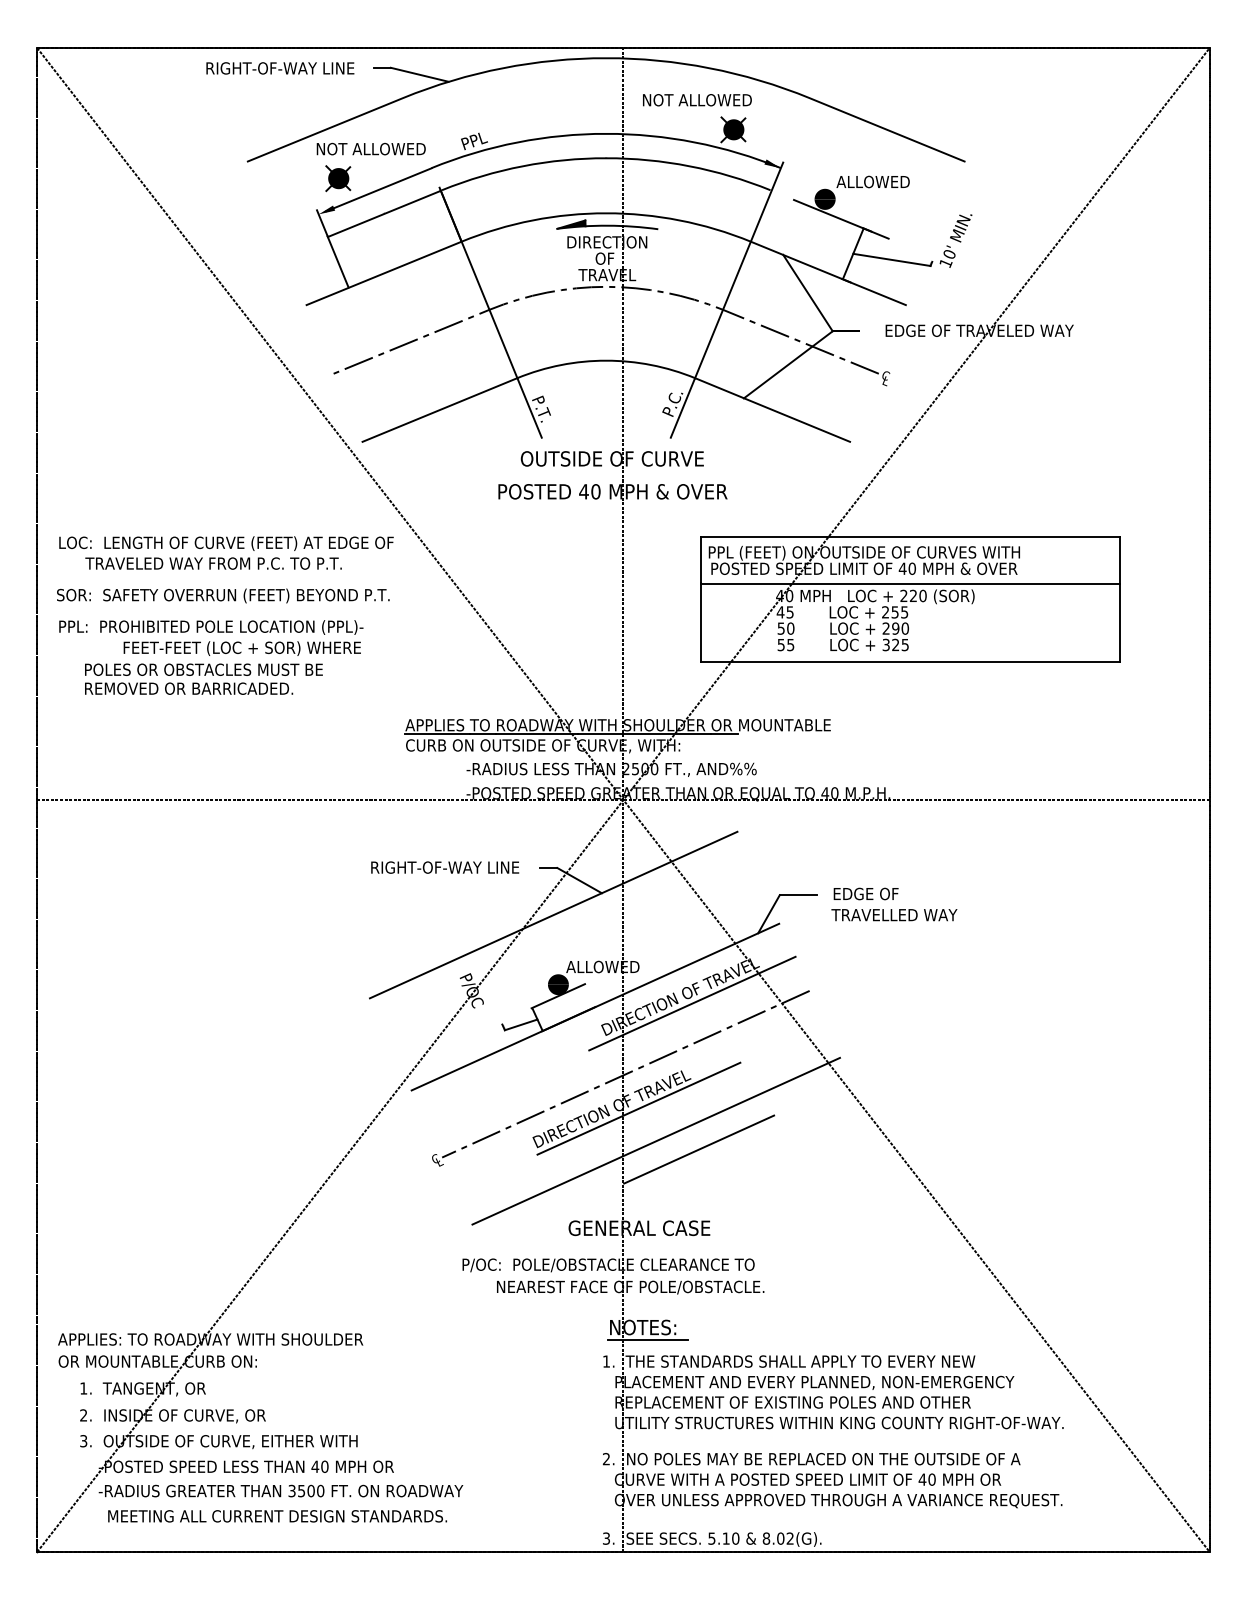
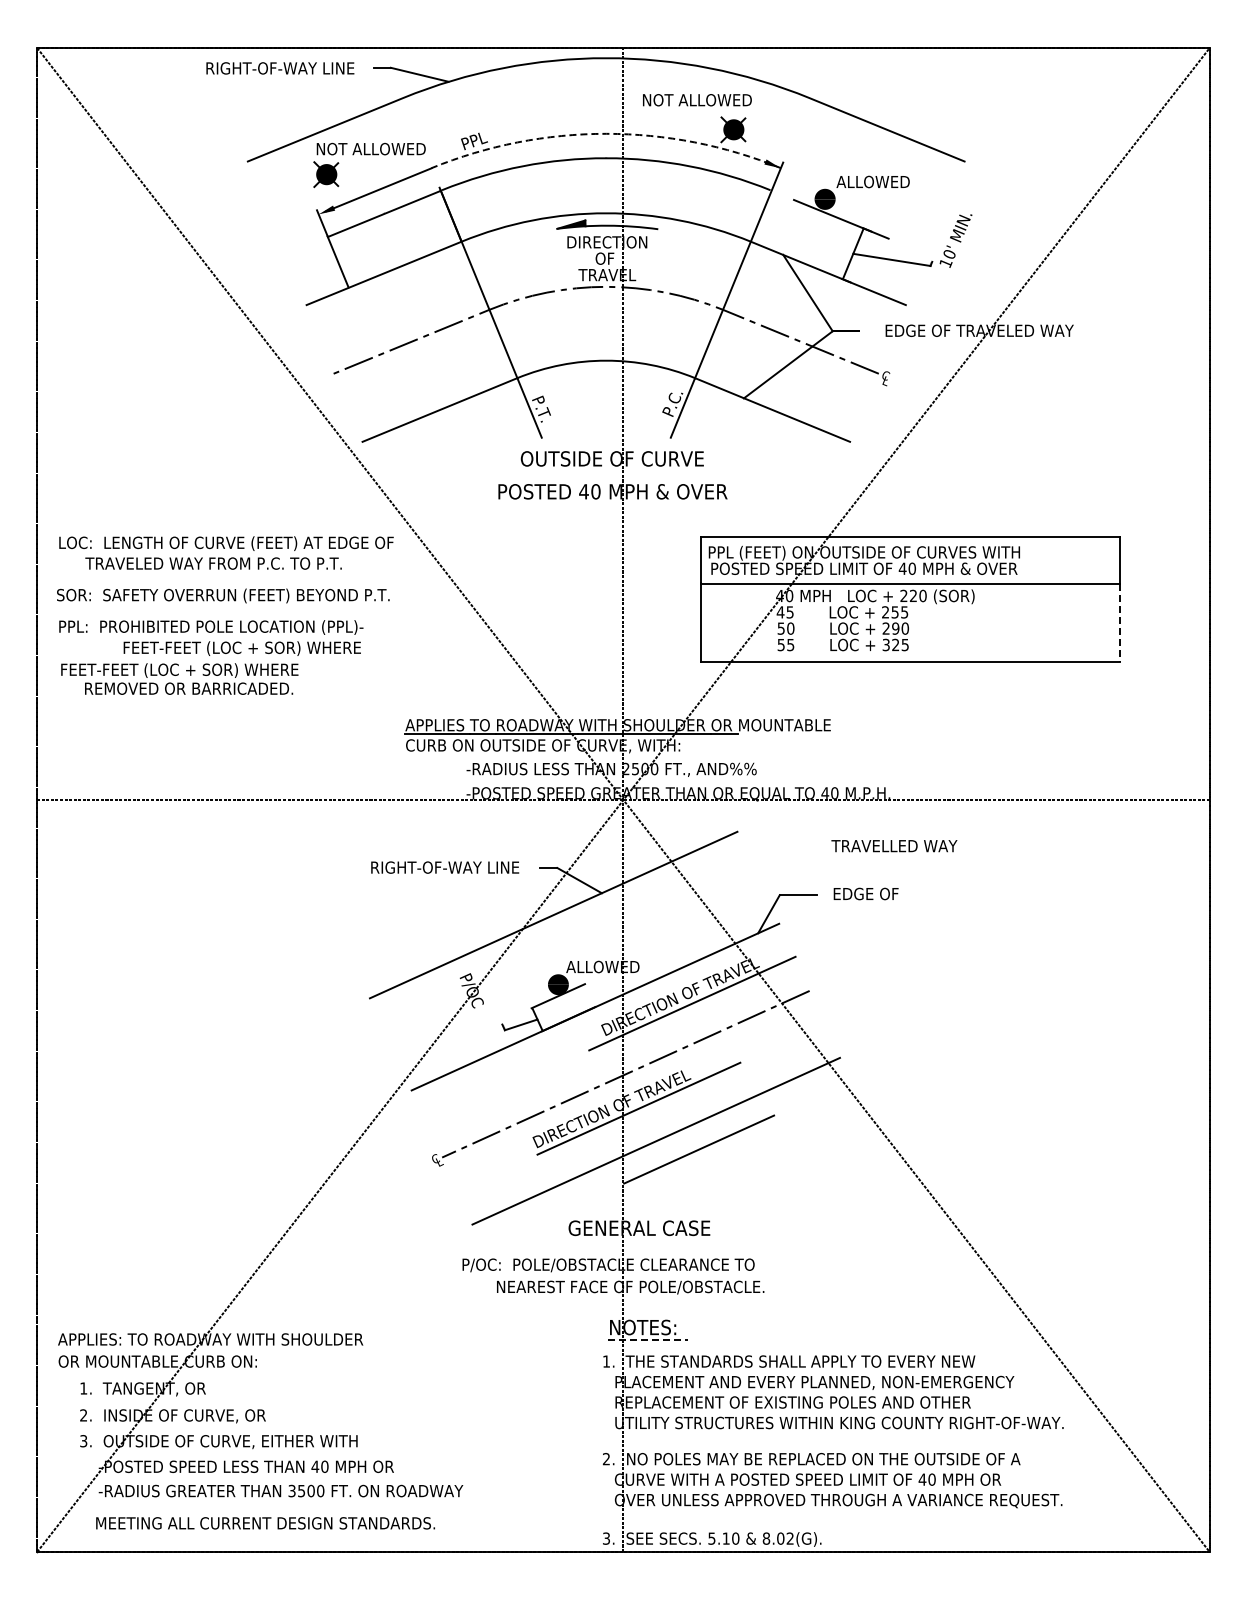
arc: solid -> dashed (606, 133)
part position: (338, 178) -> (326, 174) (326, 174)
line: solid -> dashed (1120, 622)
text: POLES OR OBSTACLES MUST BE -> FEET-FEET (LOC + SOR) WHERE (191, 670)
text position: (894, 915) -> (894, 846) (894, 846)
line: solid -> dashed (648, 1340)
text position: (277, 1516) -> (265, 1523) (265, 1523)
